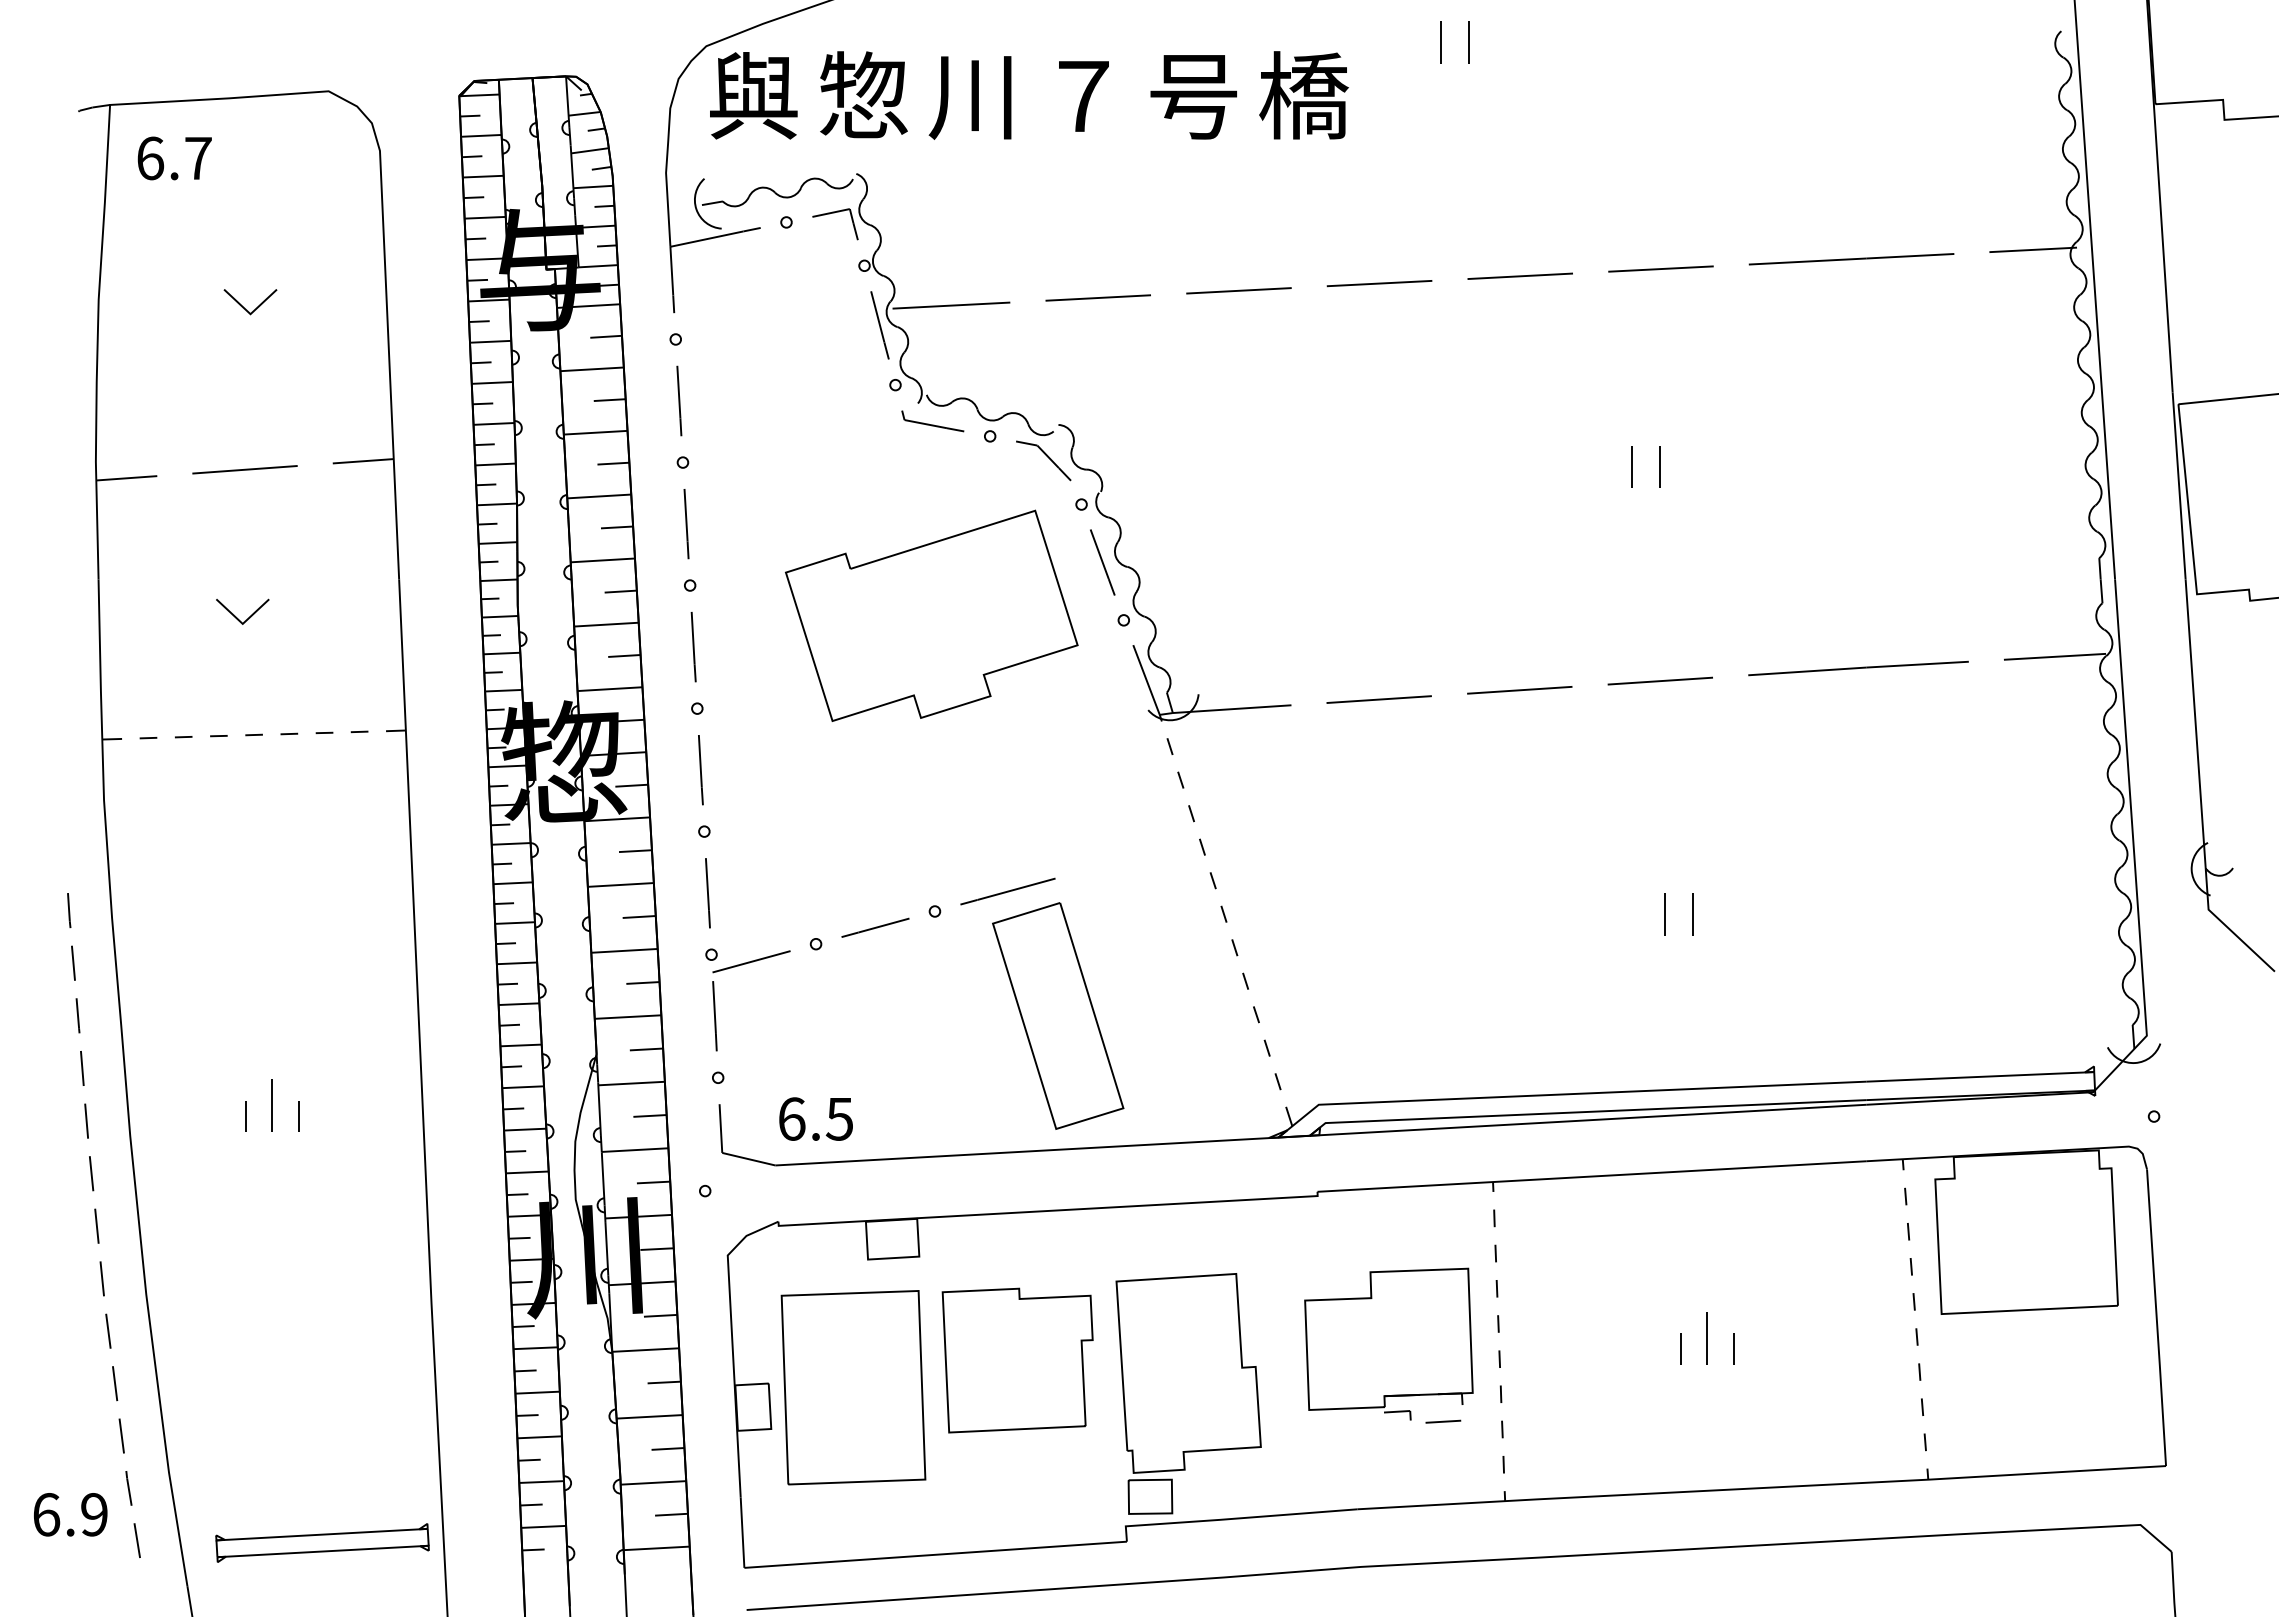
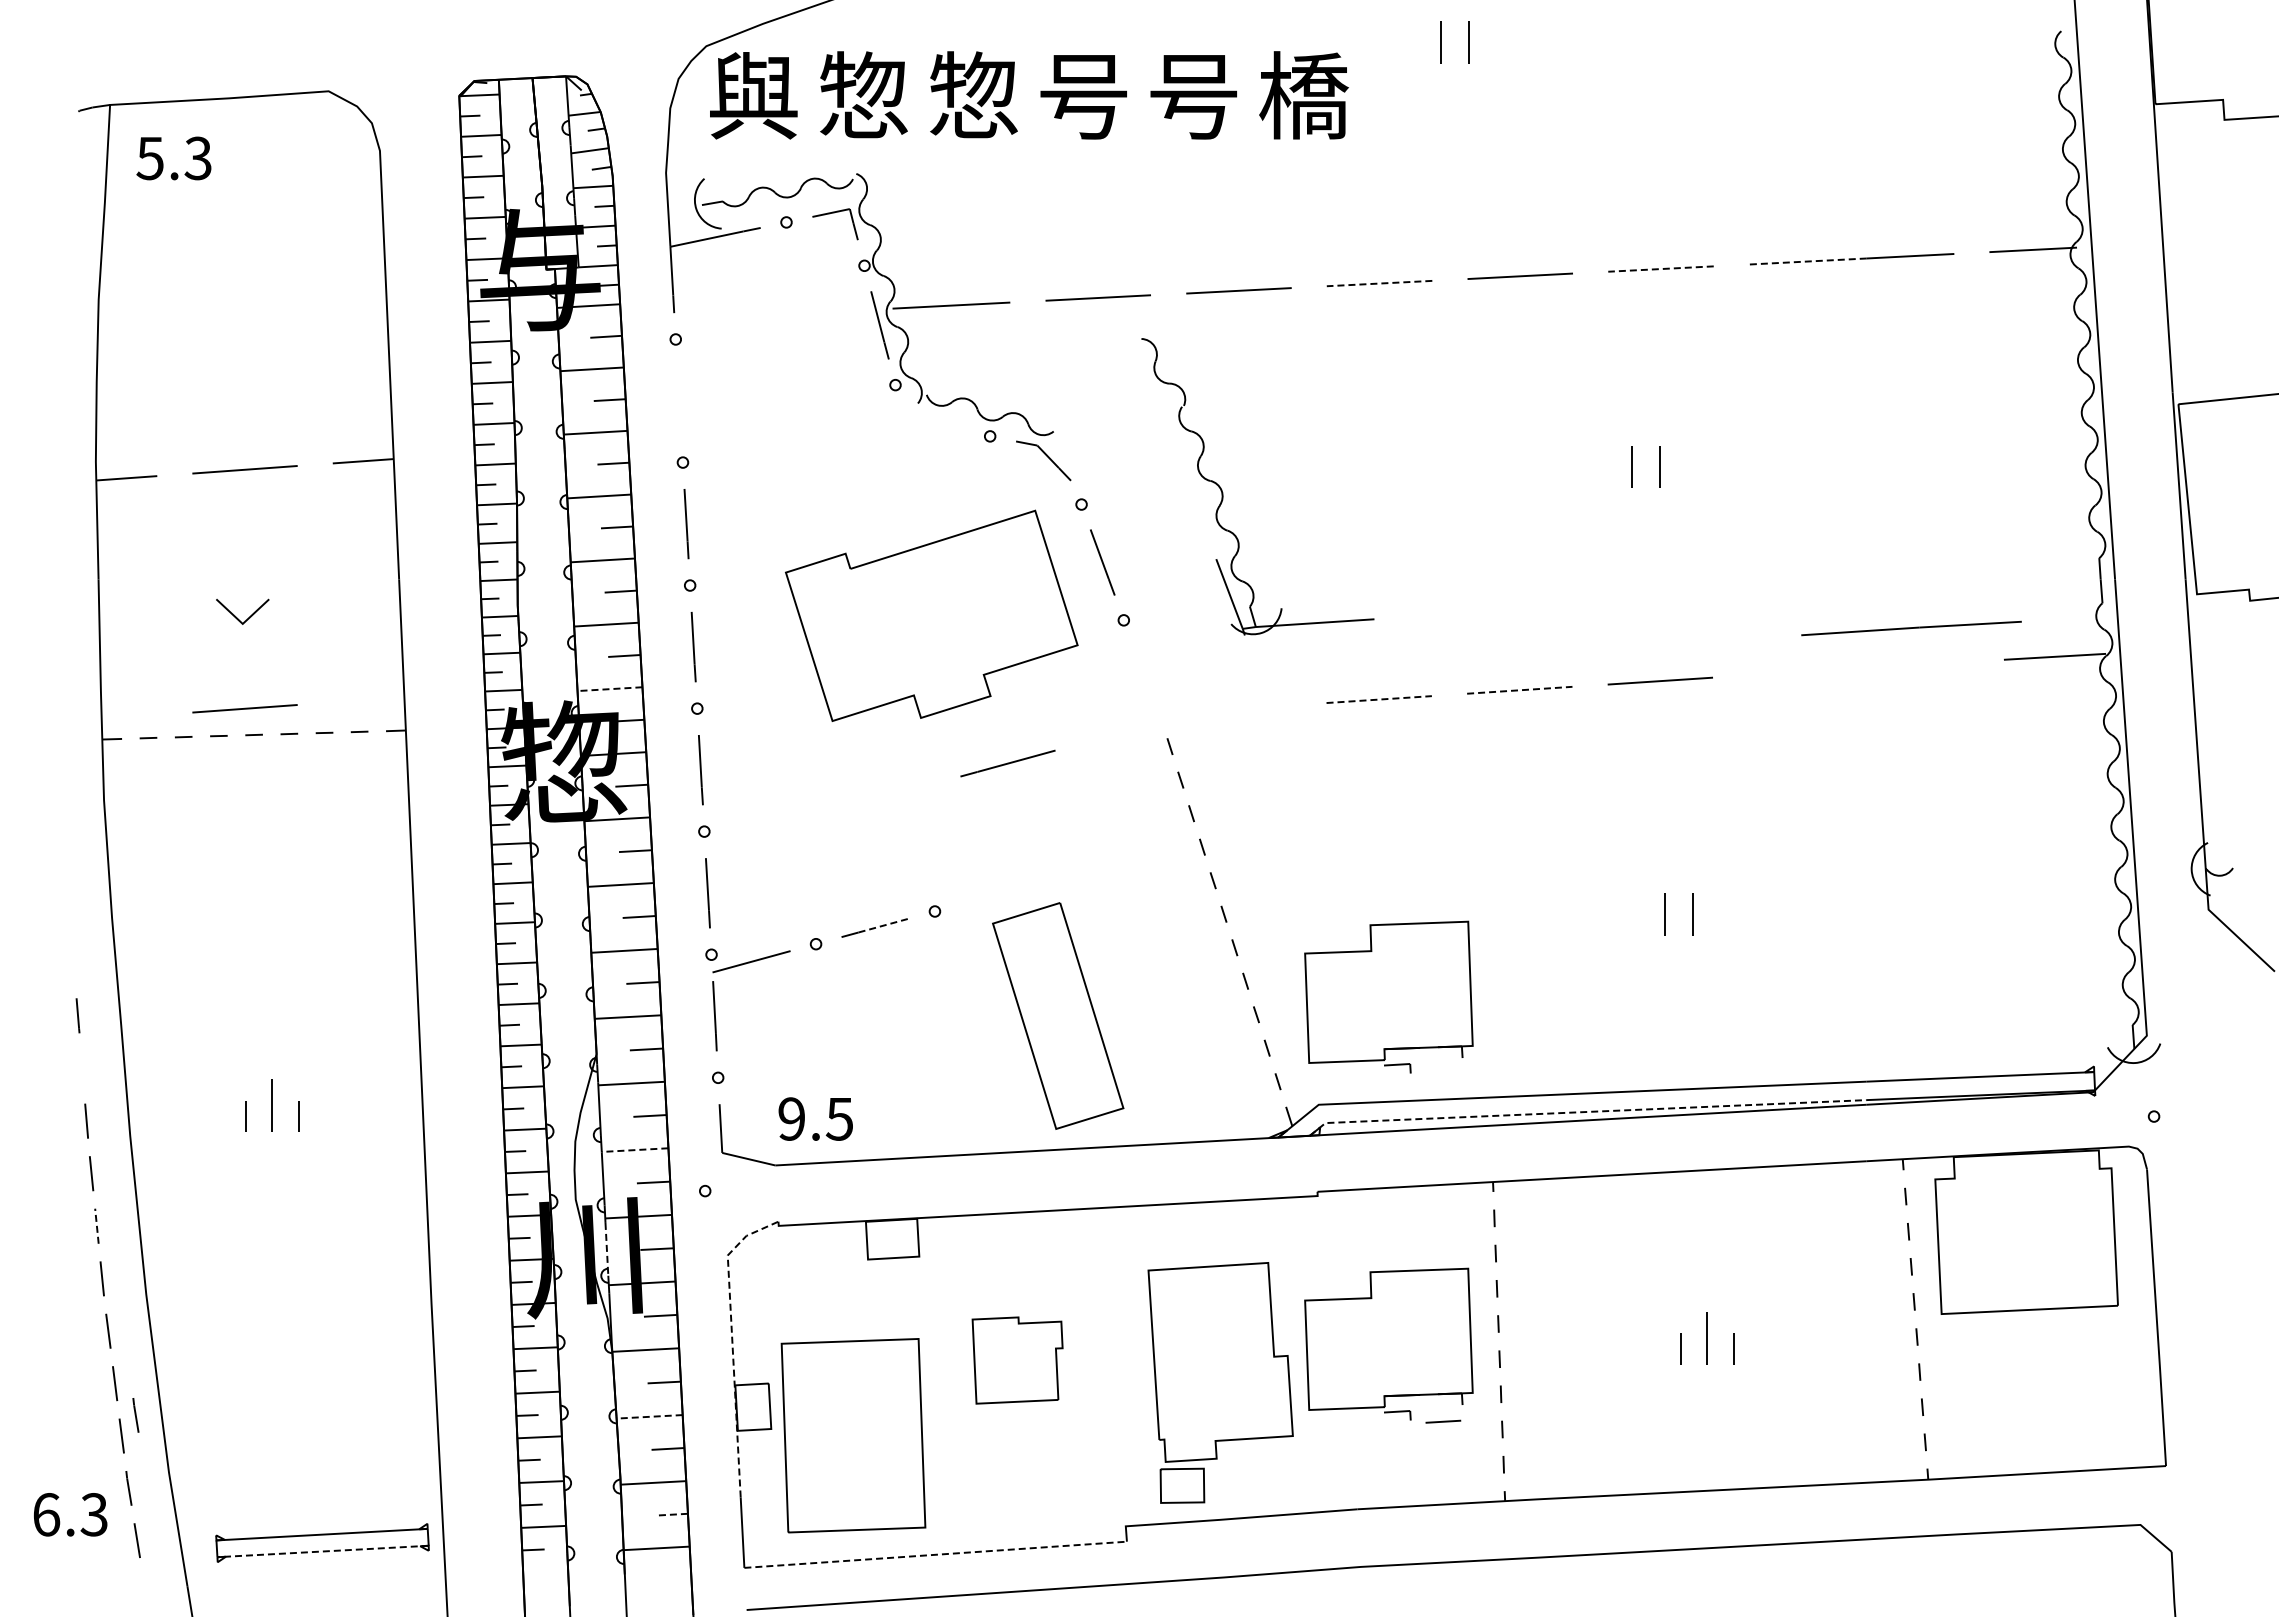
text: 川 -> 惣 (972, 95)
text: ７ -> 号 (1083, 97)
text: 6.7 -> 5.3 (173, 158)
line: solid -> dashed (1807, 261)
line: solid -> dashed (1661, 269)
line: solid -> dashed (1379, 283)
part: present -> none (244, 307)
line: present -> none (679, 400)
part: present -> none (932, 421)
part position: (1140, 578) -> (1223, 492) (1223, 492)
line position: (1858, 668) -> (1911, 628) (1911, 628)
line: solid -> dashed (609, 689)
line: solid -> dashed (1519, 690)
line: solid -> dashed (1379, 699)
line: none -> present (244, 708)
line position: (1007, 891) -> (1007, 763) (1007, 763)
line: present -> none (69, 910)
line: solid -> dashed (884, 925)
line: present -> none (73, 962)
part: none -> present (1388, 996)
line: present -> none (82, 1068)
line: solid -> dashed (1585, 1112)
text: 6.5 -> 9.5 (791, 1118)
line: solid -> dashed (634, 1150)
line: solid -> dashed (96, 1226)
line: solid -> dashed (606, 1249)
line: solid -> dashed (732, 1344)
part size: 153x147 px -> 93x89 px (1017, 1360)
part position: (853, 1387) -> (853, 1435) (853, 1435)
part position: (1188, 1393) -> (1220, 1382) (1220, 1382)
line: none -> present (135, 1415)
line: solid -> dashed (649, 1416)
text: 6.9 -> 6.3 (93, 1514)
line: solid -> dashed (670, 1514)
line: solid -> dashed (323, 1551)
line: solid -> dashed (935, 1554)
